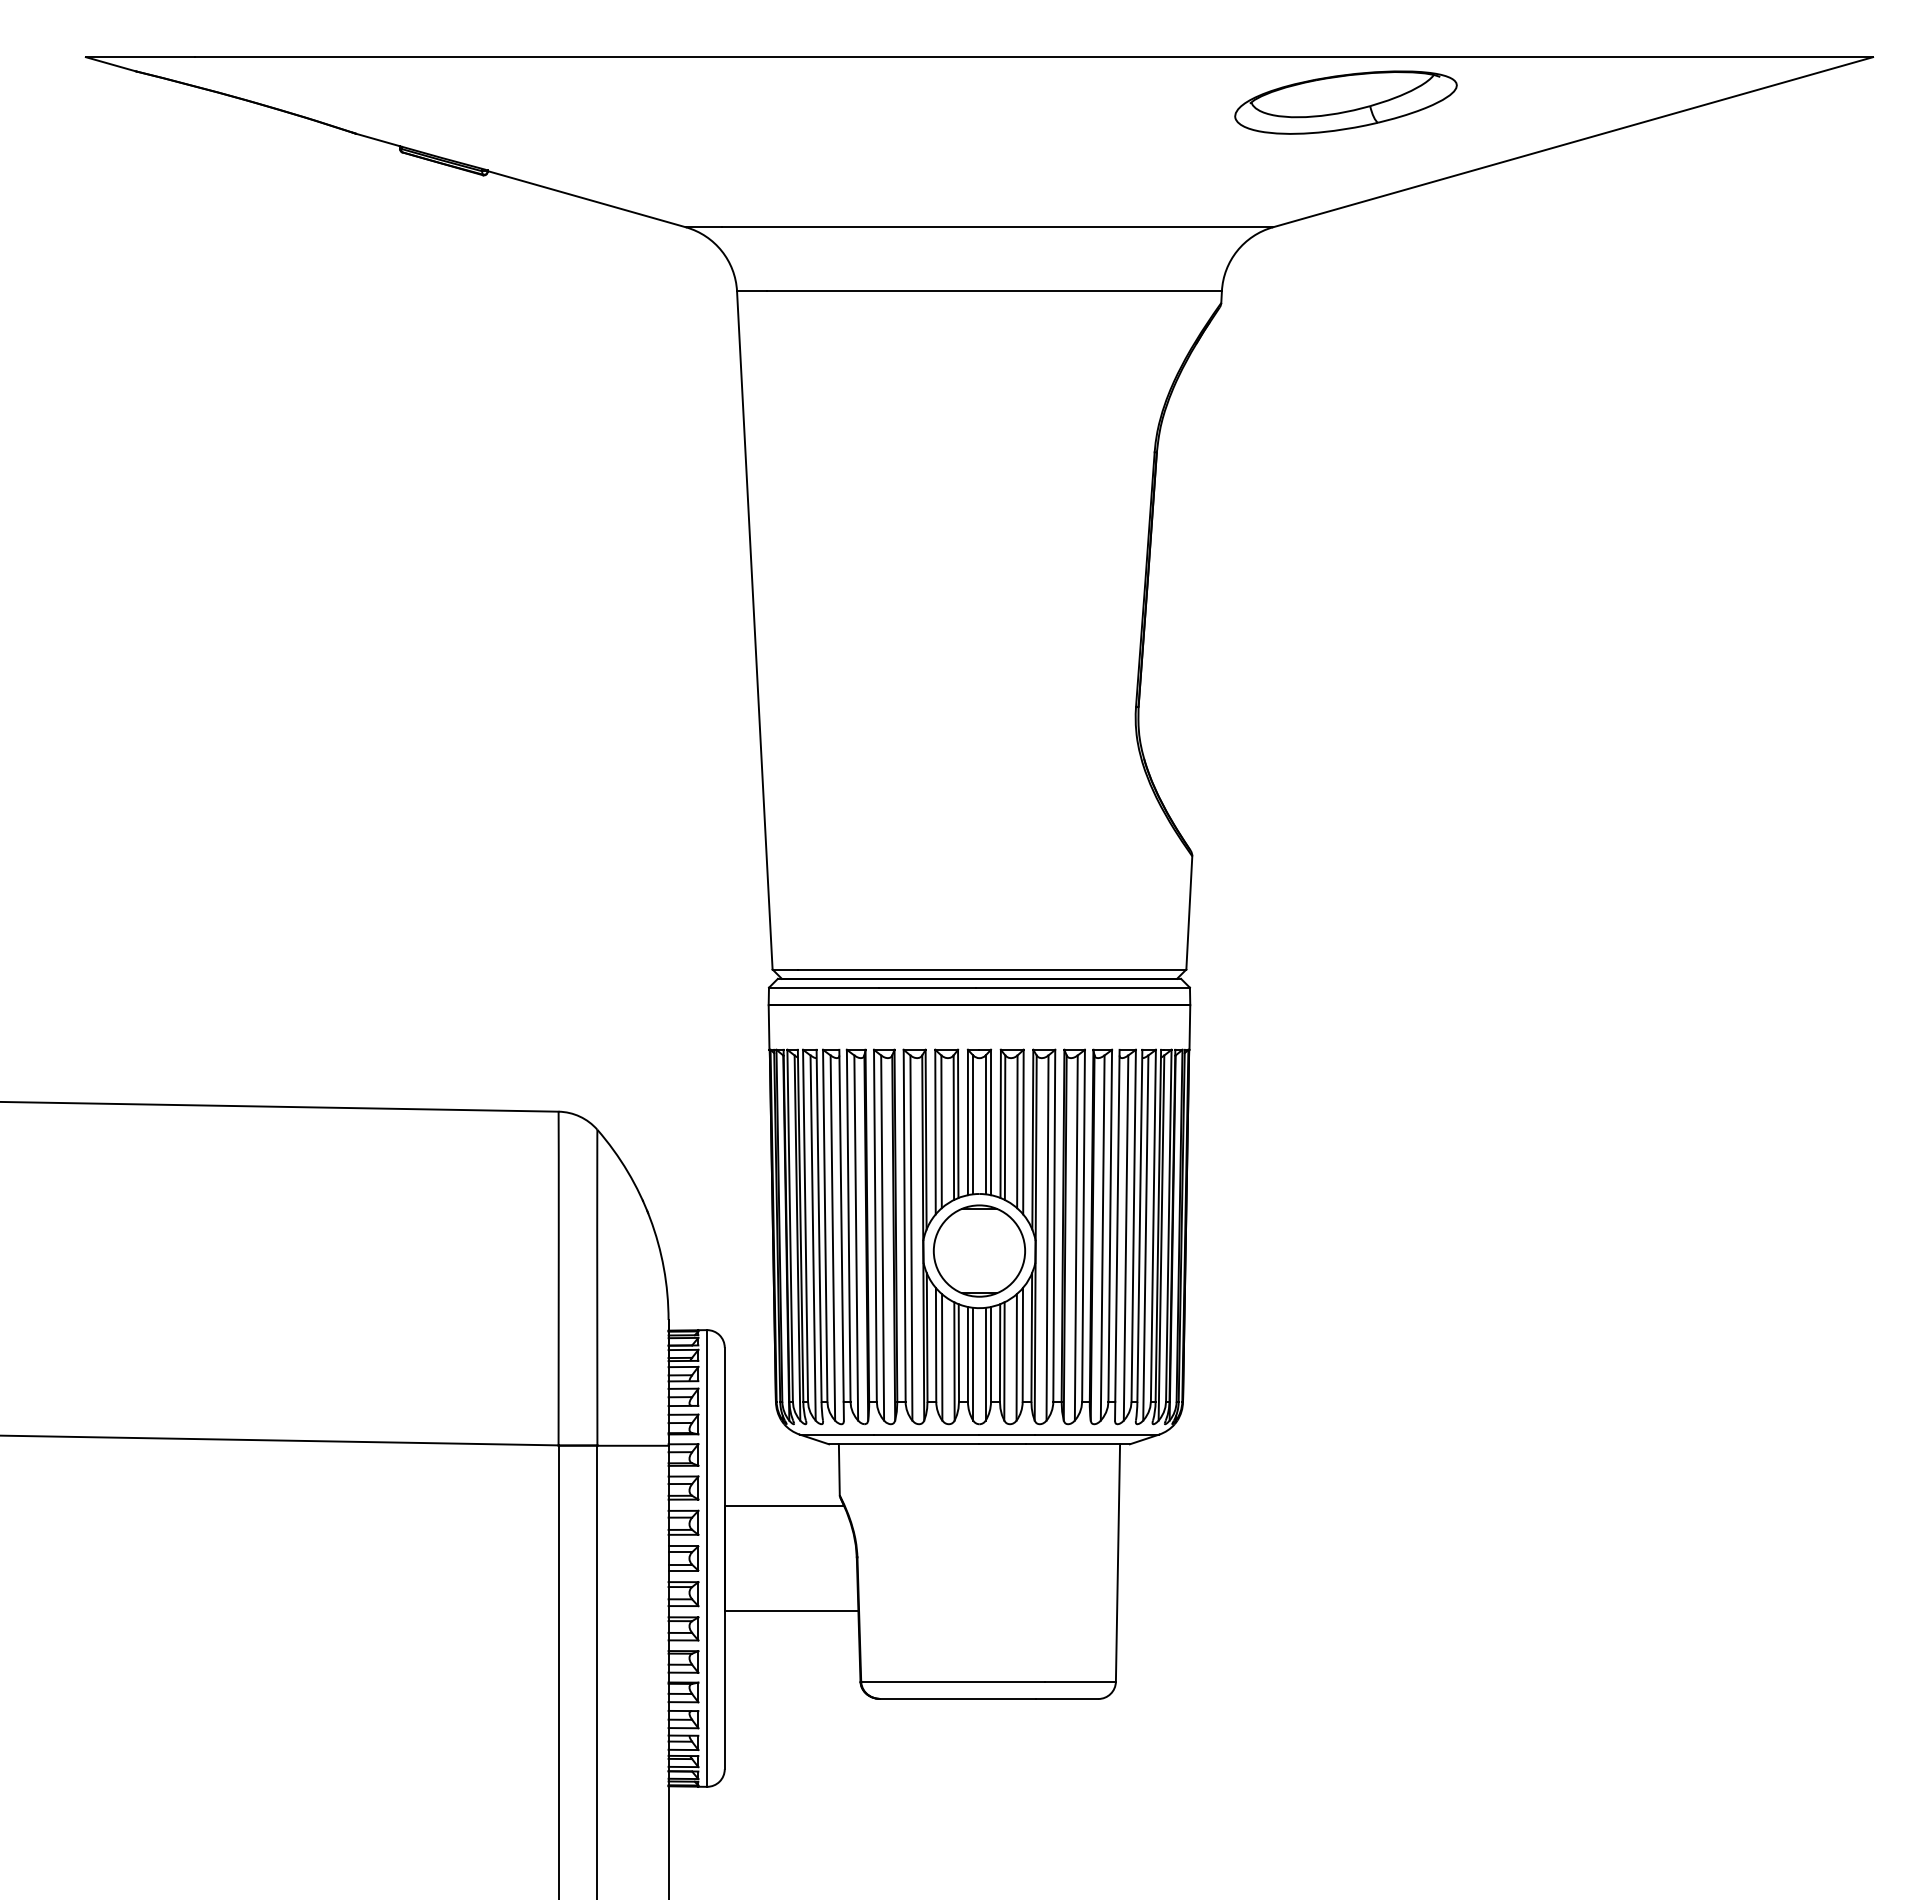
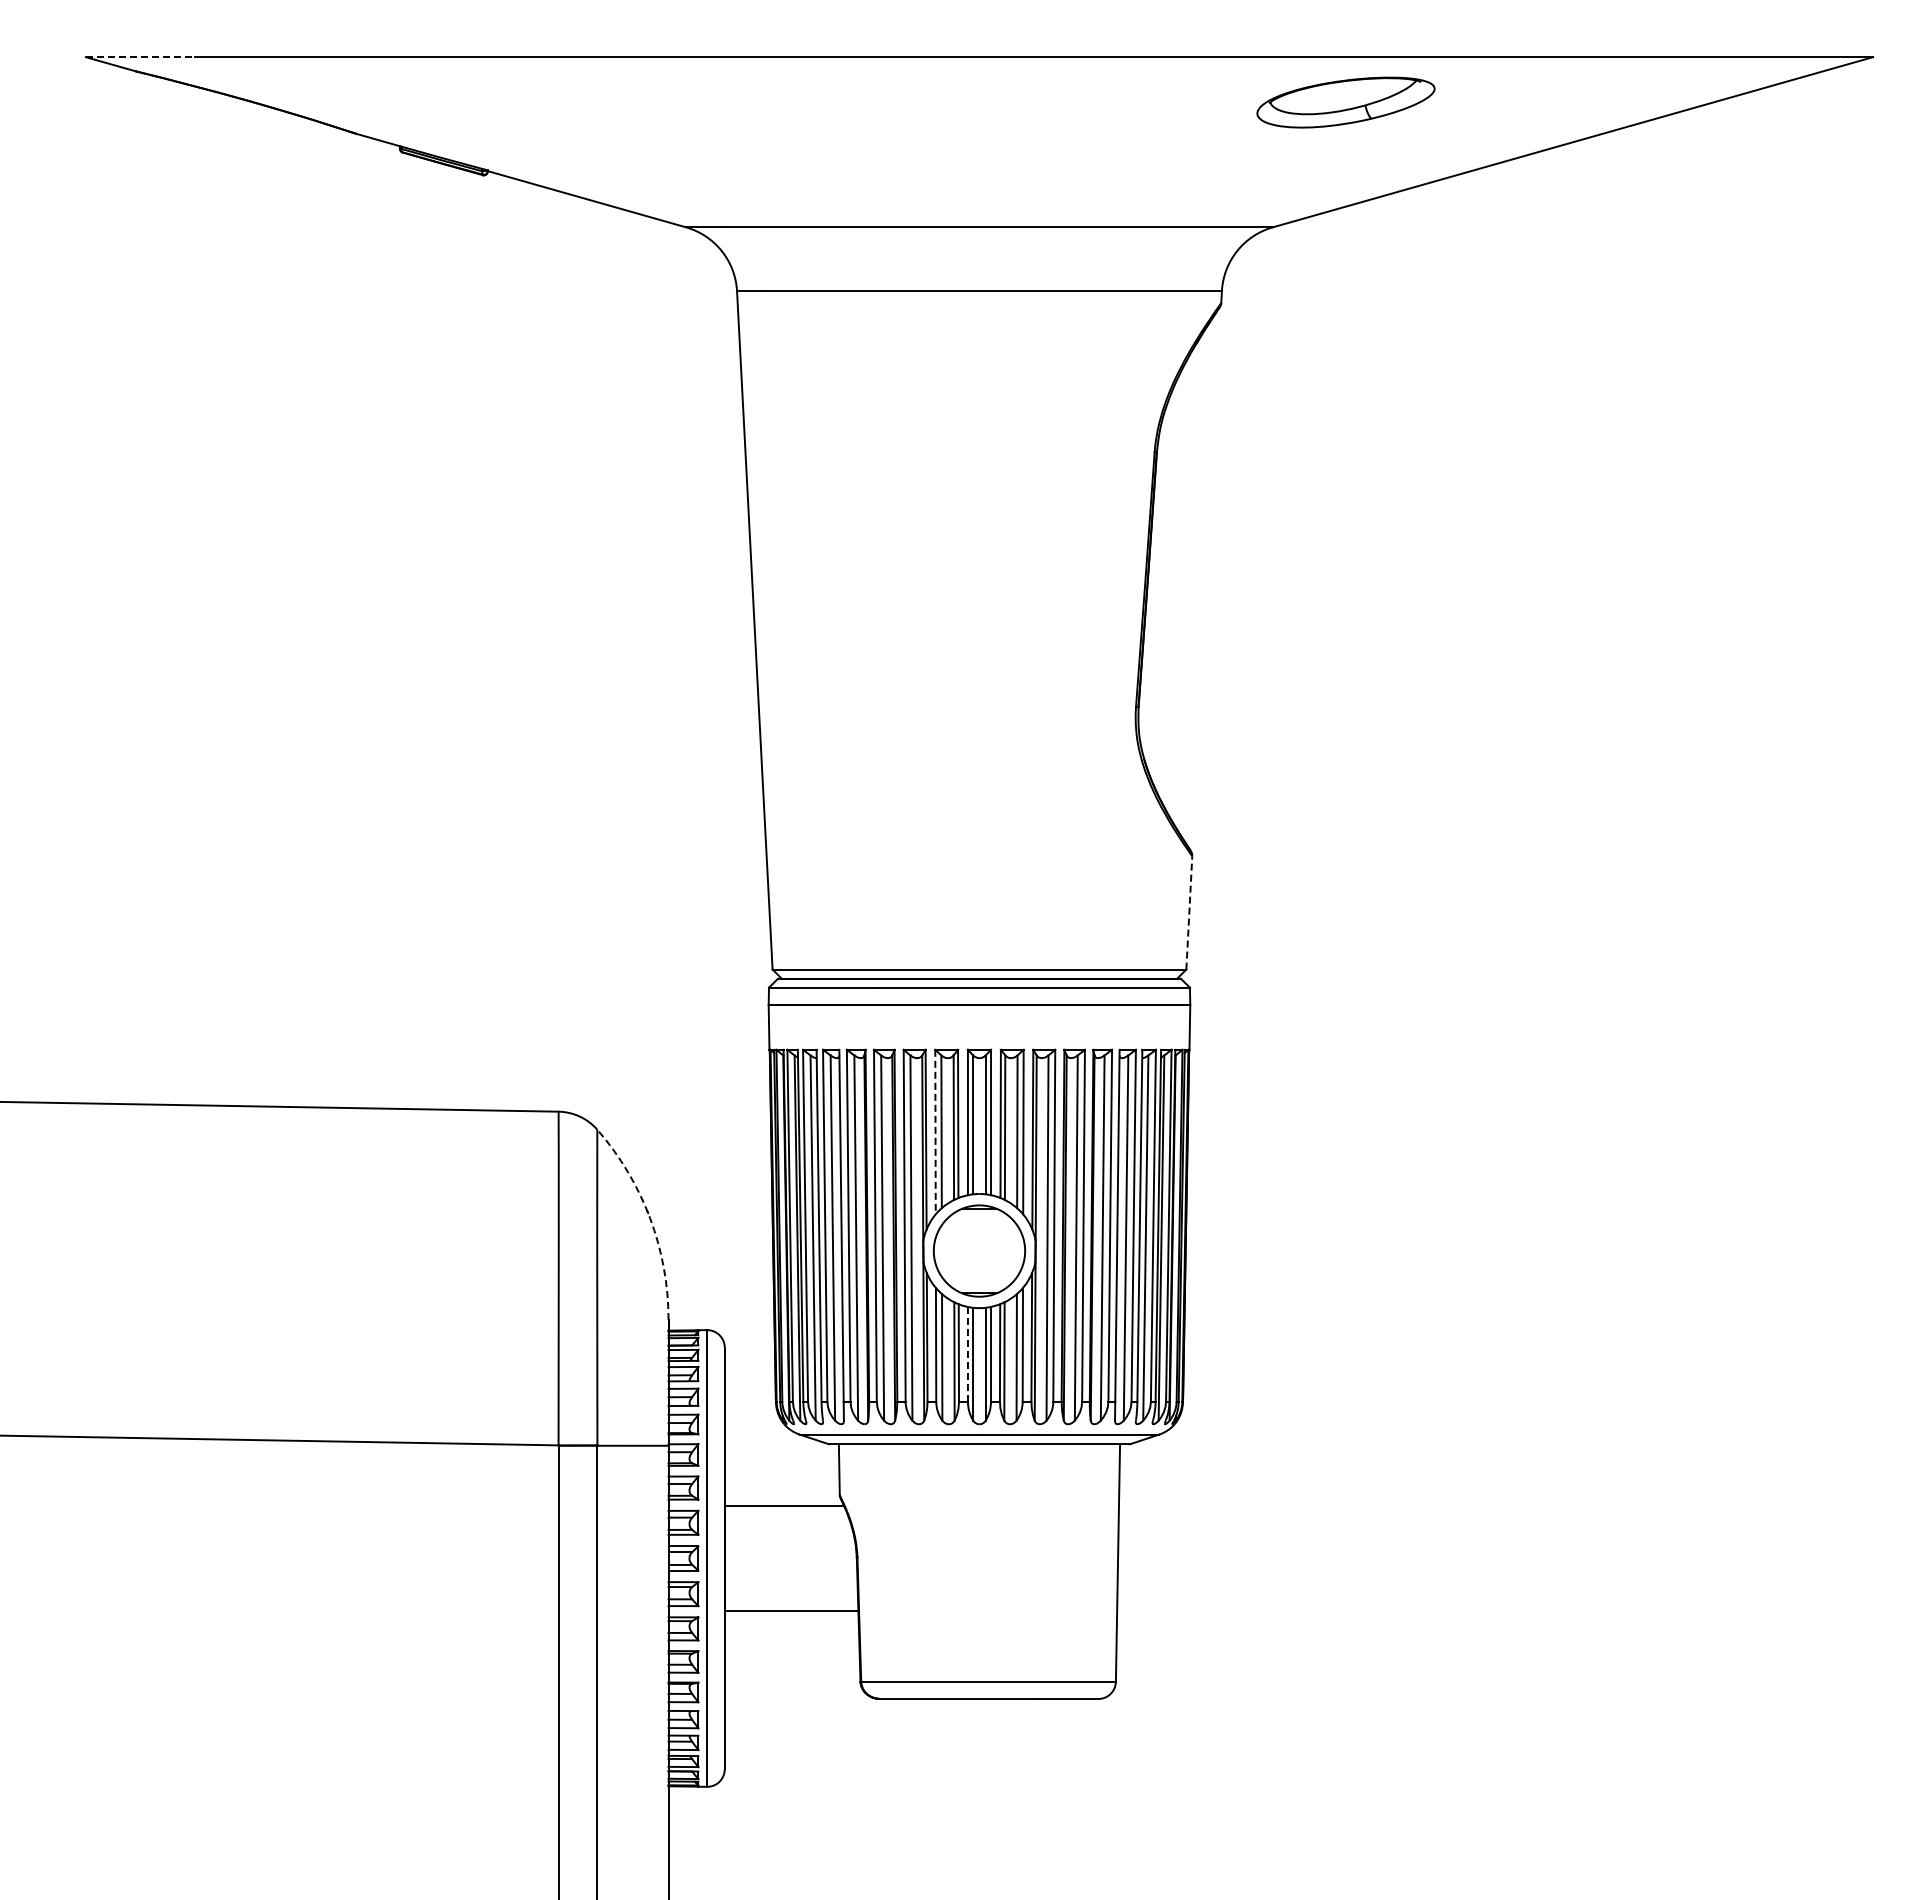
line: solid -> dashed (140, 57)
part size: 224x65 px -> 180x53 px (1345, 102)
line: solid -> dashed (1189, 912)
line: solid -> dashed (935, 1132)
arc: solid -> dashed (650, 1218)
line: solid -> dashed (967, 1354)
